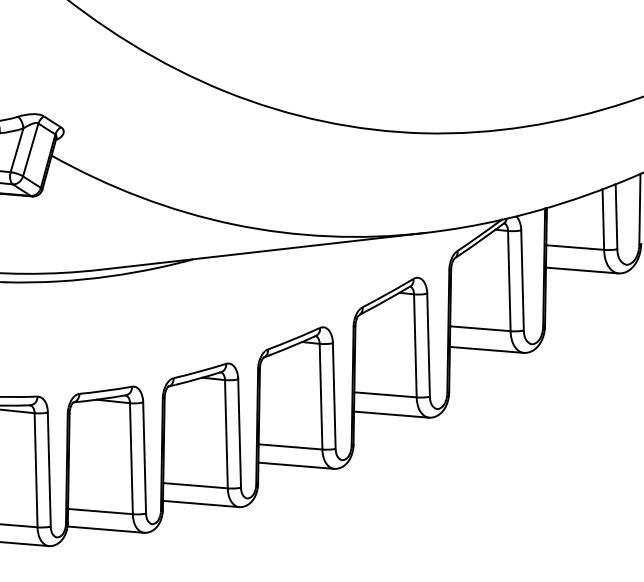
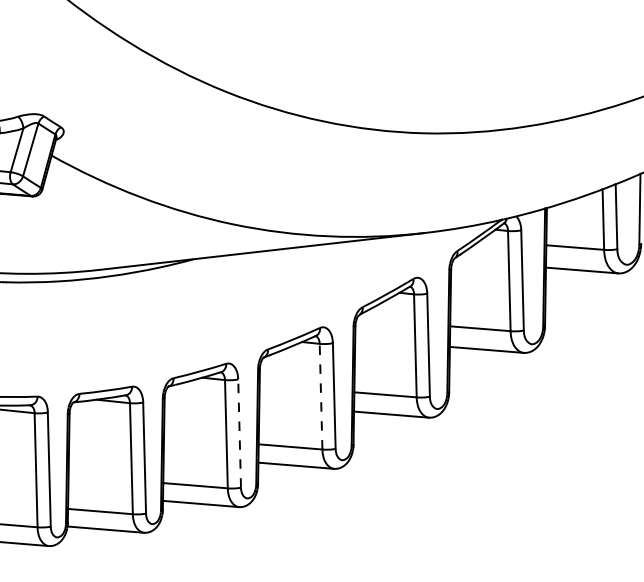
line: solid -> dashed (321, 396)
line: solid -> dashed (239, 433)
